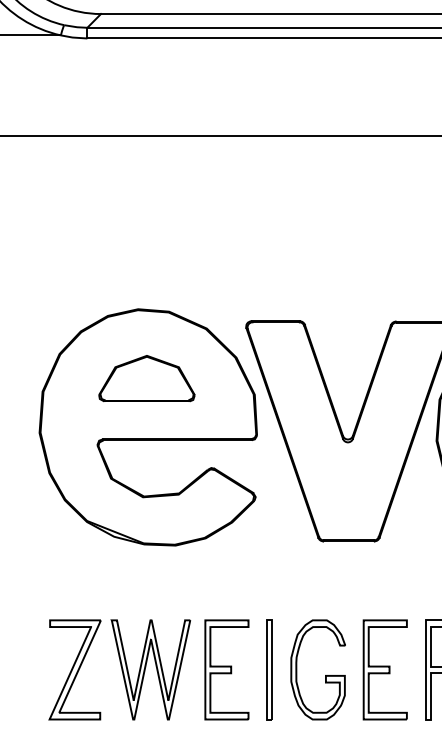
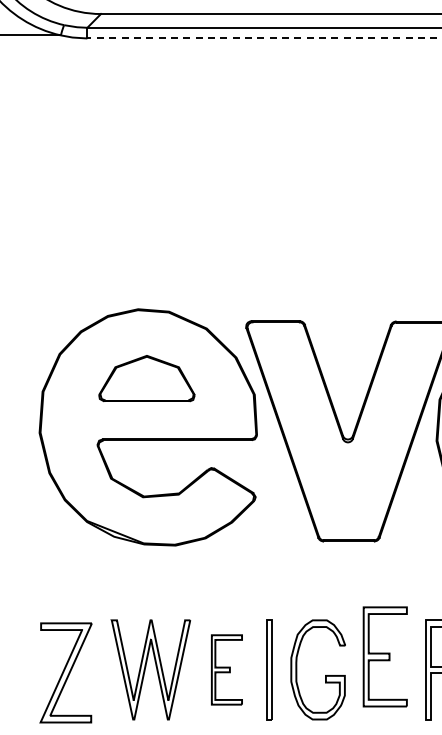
line: solid -> dashed (264, 38)
line: present -> none (220, 136)
part position: (74, 669) -> (65, 672) (65, 672)
part size: 46x102 px -> 32x72 px (226, 669)
part position: (384, 669) -> (384, 656) (384, 656)
